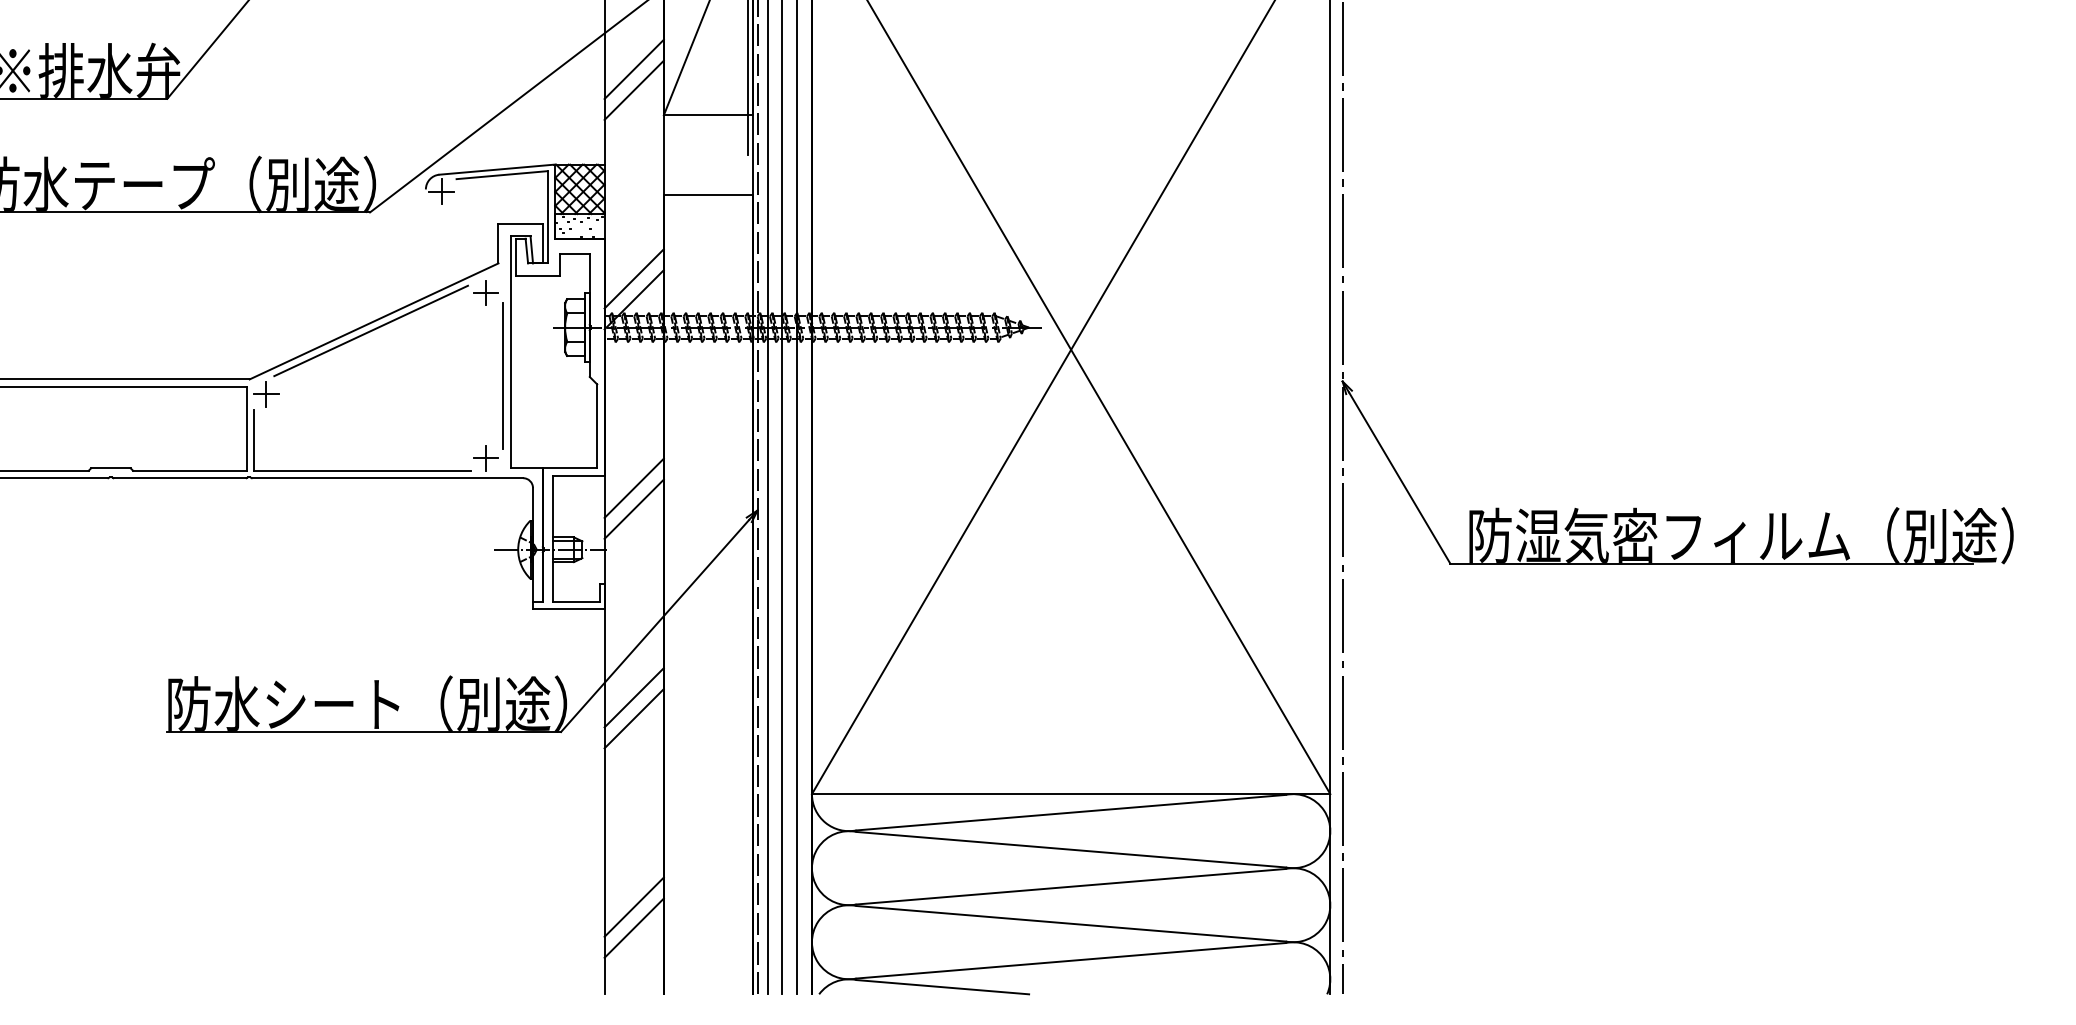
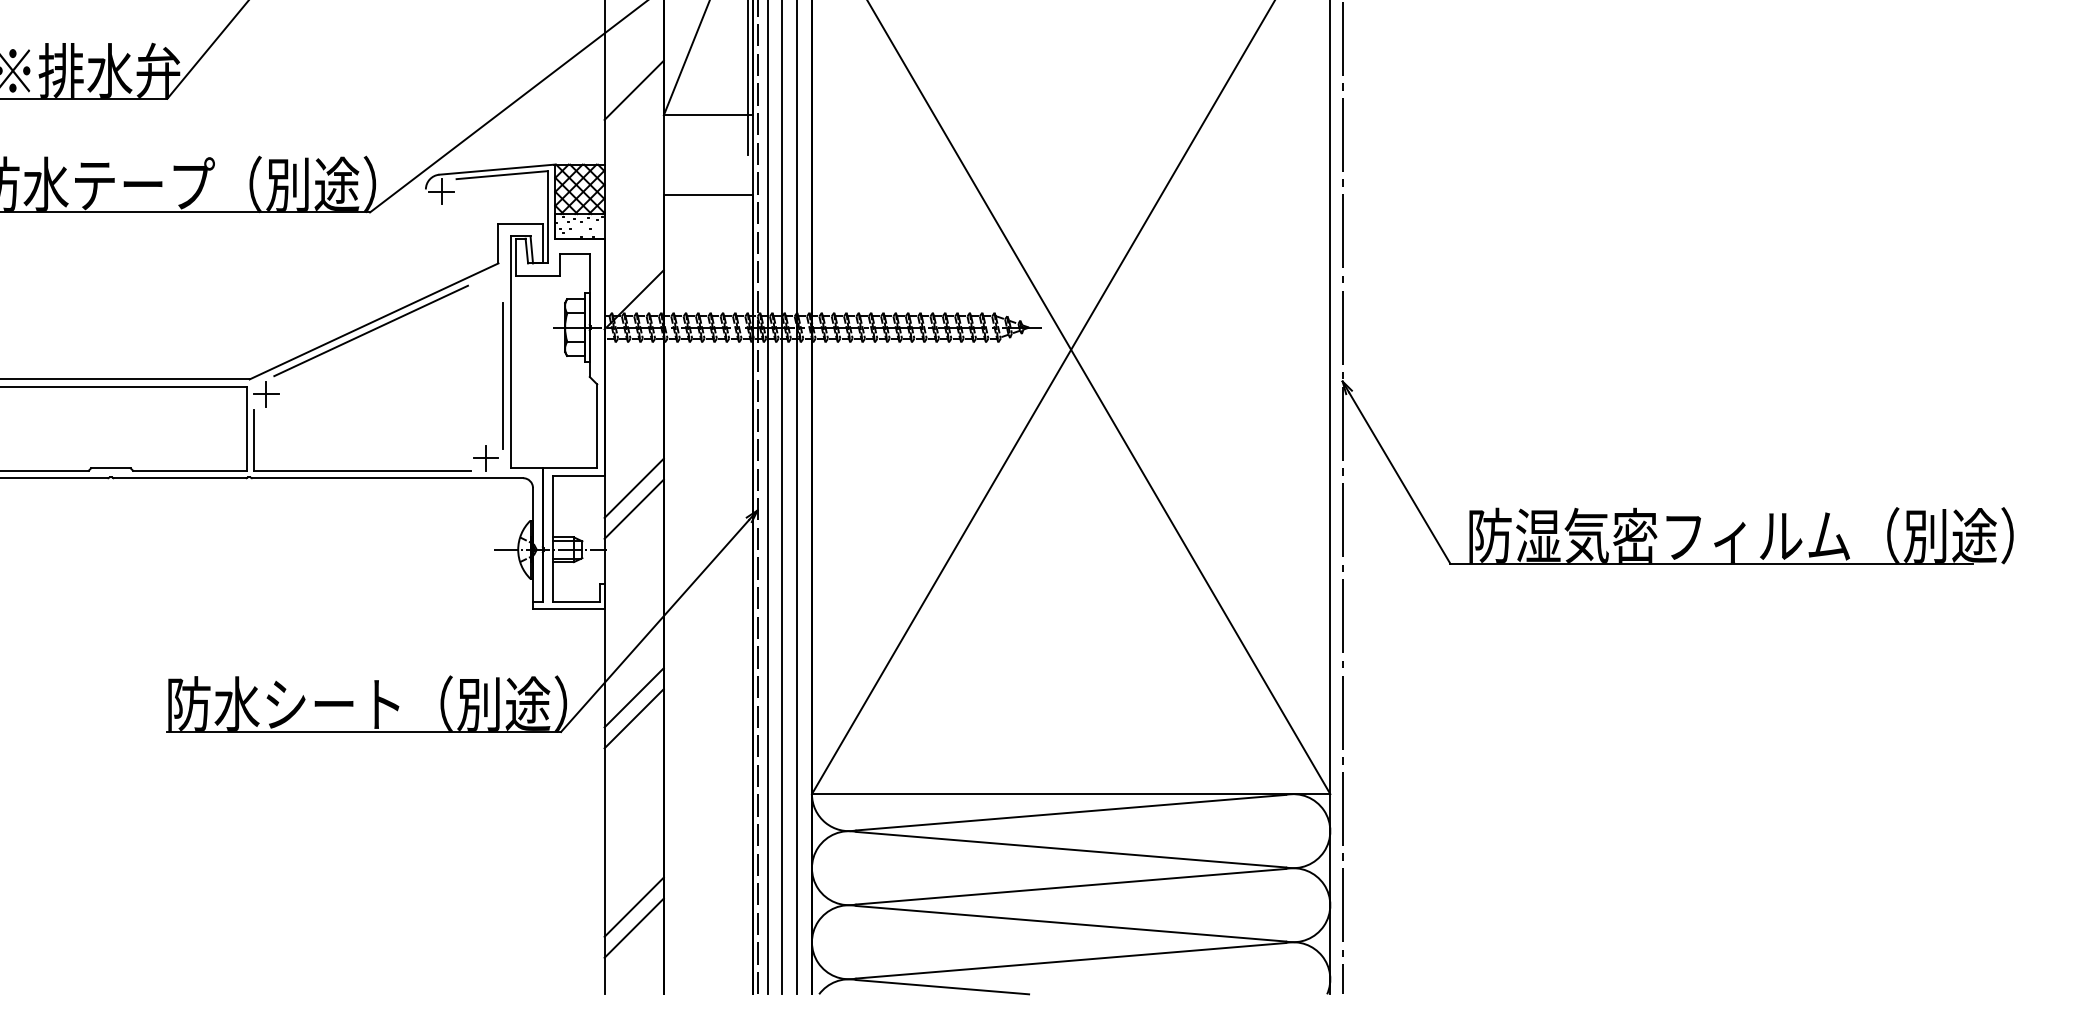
line: present -> none (633, 69)
line: present -> none (633, 278)
part: present -> none (485, 292)
